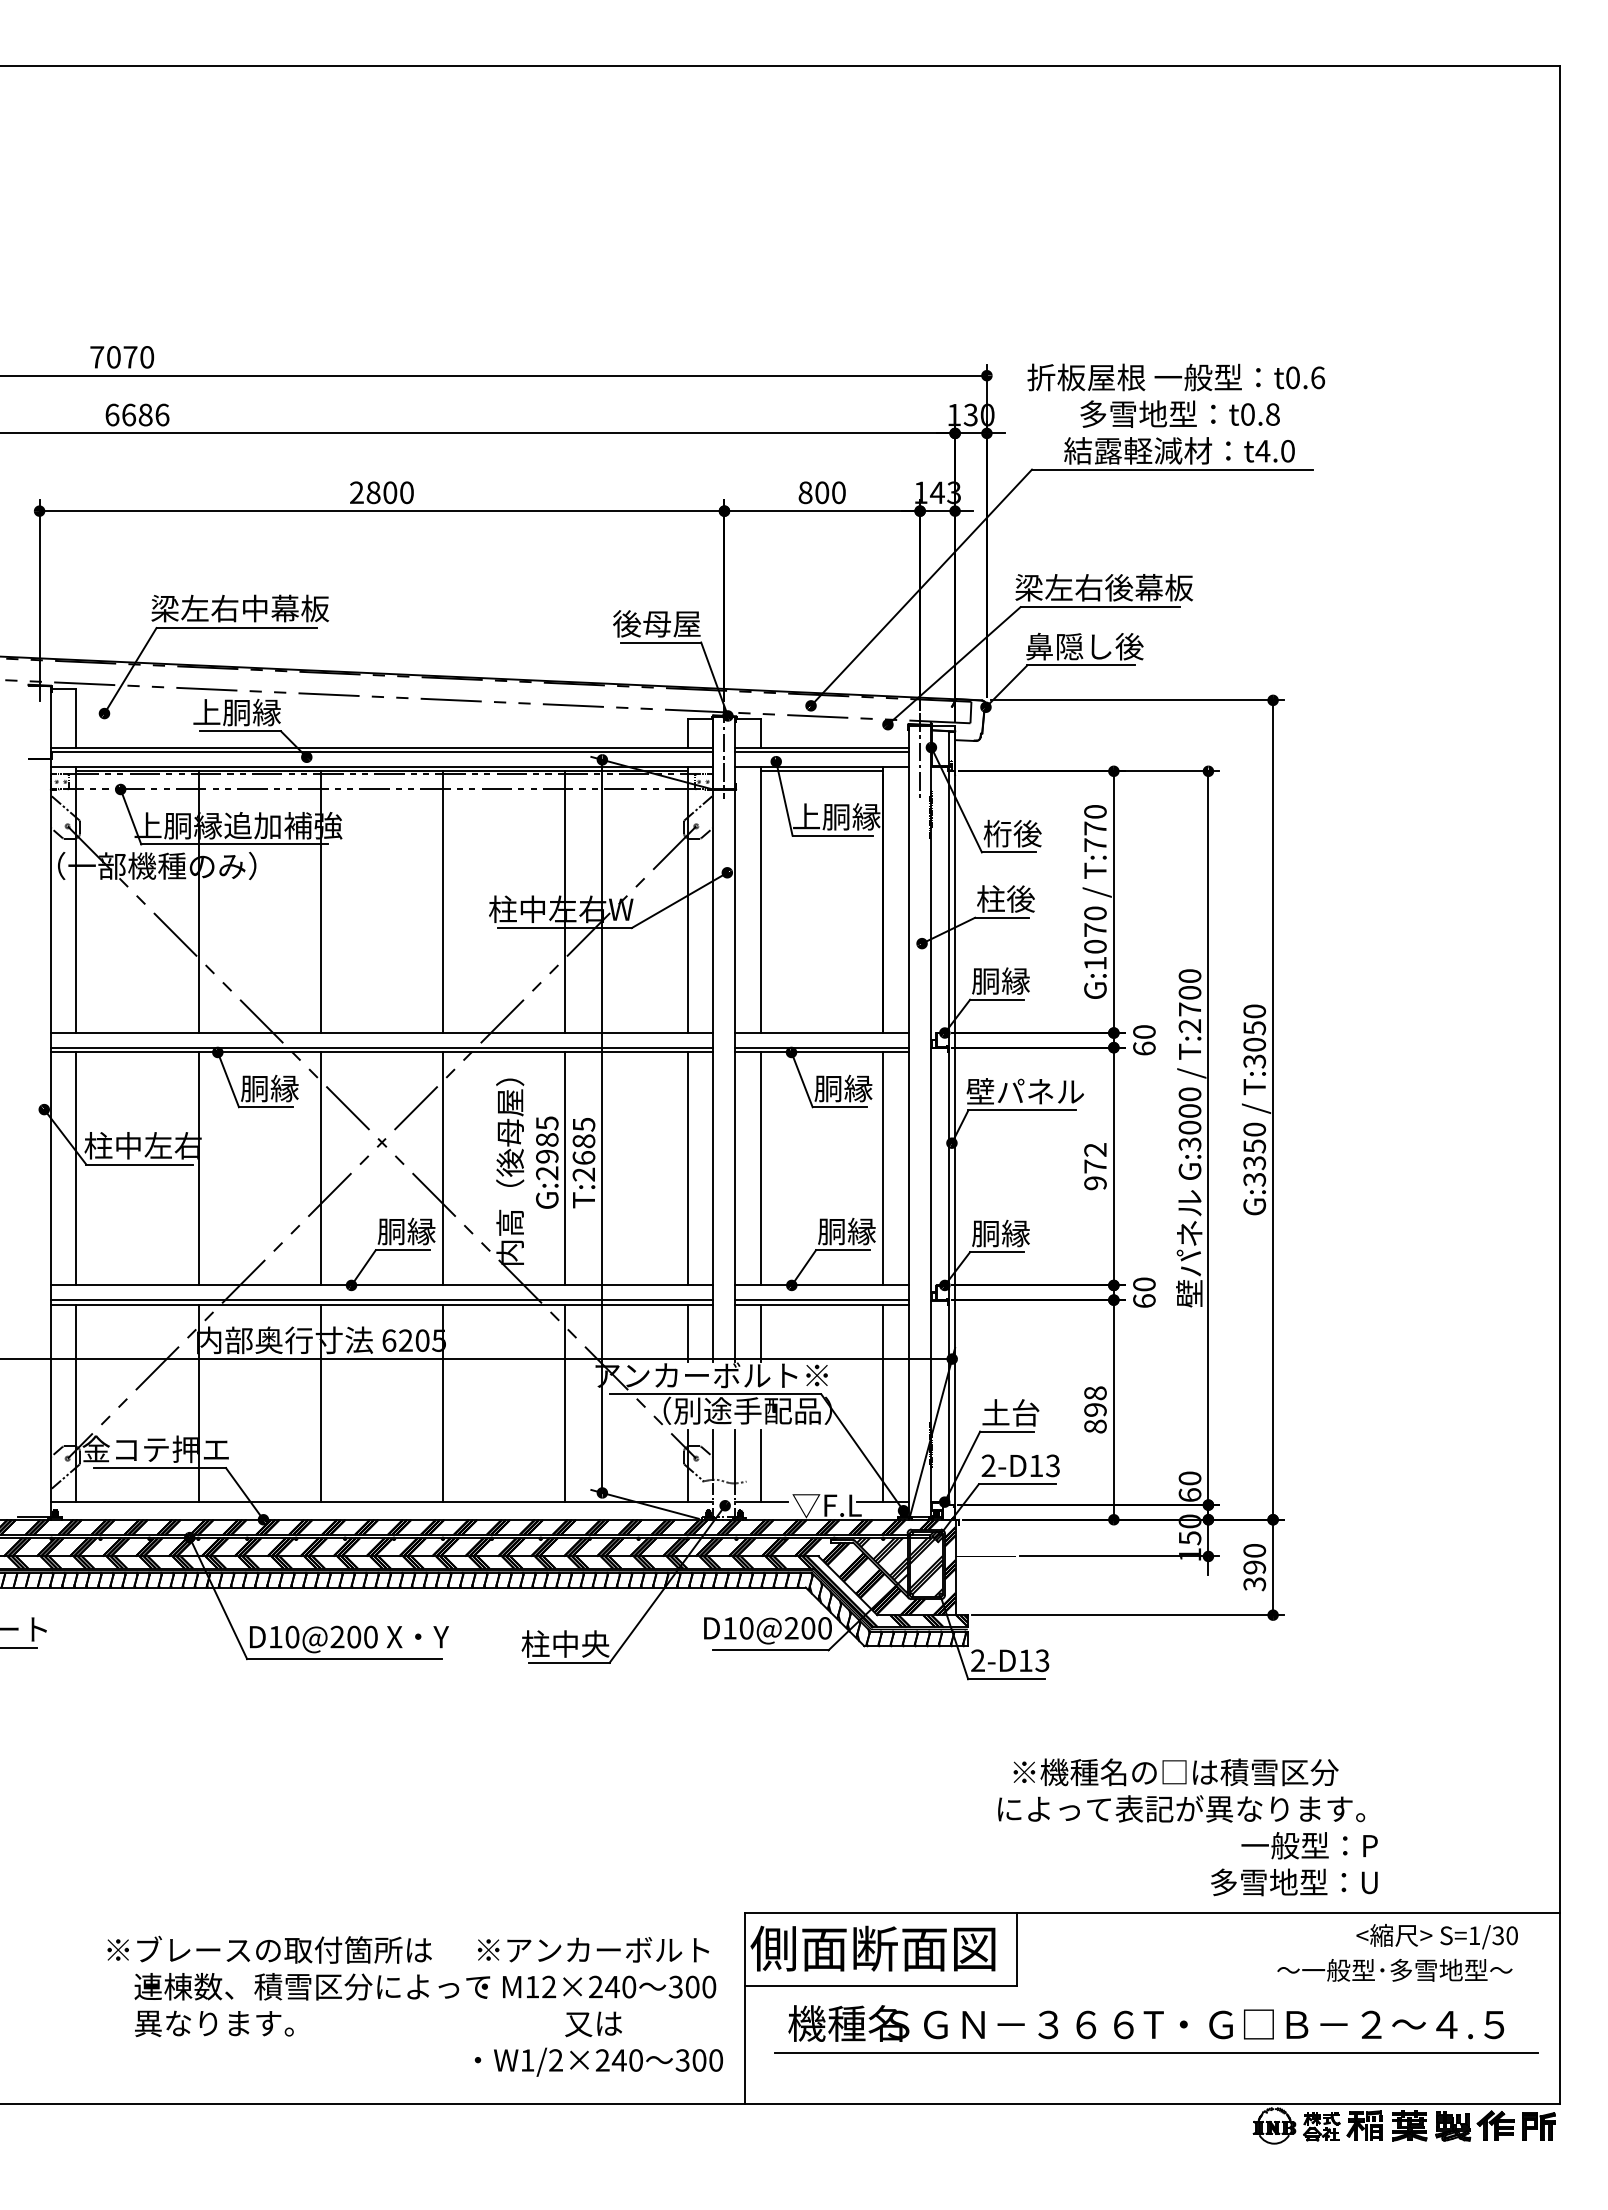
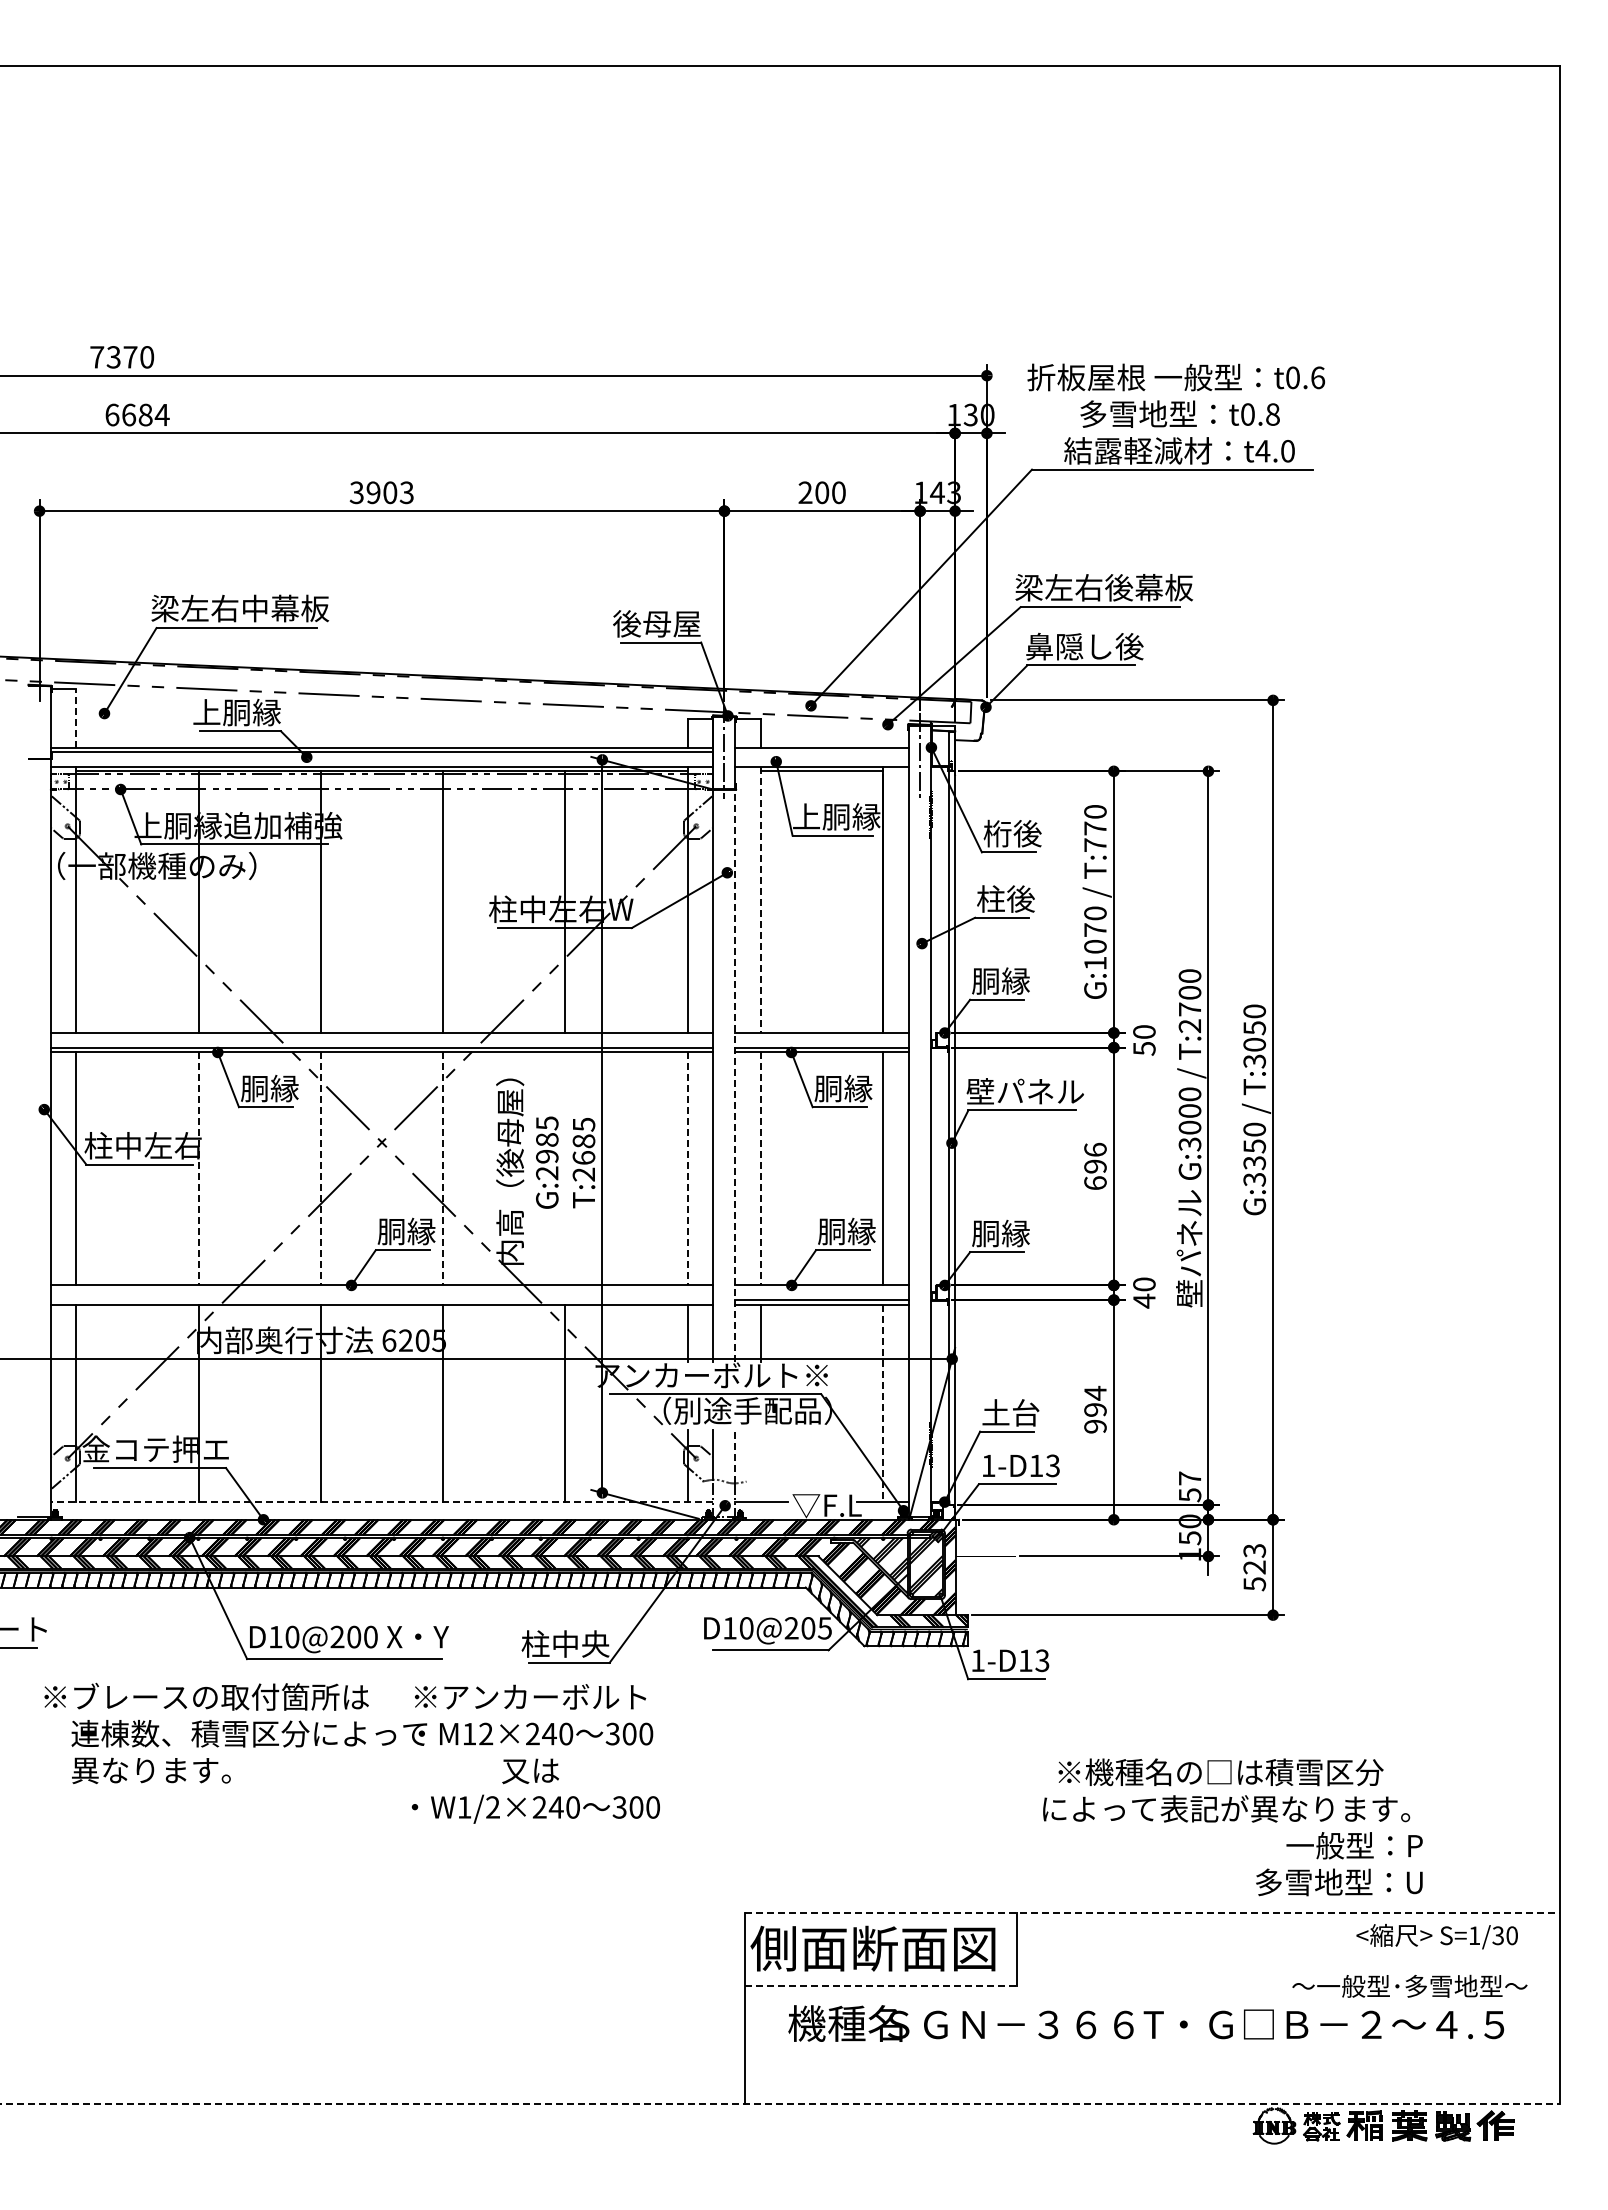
text: 7070 -> 7370 (113, 357)
text: 6686 -> 6684 (161, 414)
text: 2800 -> 3903 (381, 492)
text: 800 -> 200 (805, 492)
line: solid -> dashed (76, 717)
line: present -> none (822, 752)
line: solid -> dashed (761, 900)
text: 60 -> 50 (1144, 1048)
line: solid -> dashed (735, 1075)
text: 972 -> 696 (1095, 1166)
line: present -> none (565, 1168)
line: solid -> dashed (198, 1169)
line: solid -> dashed (320, 1169)
line: solid -> dashed (443, 1169)
line: solid -> dashed (687, 1169)
line: solid -> dashed (761, 1169)
line: present -> none (381, 1300)
text: 60 -> 40 (1144, 1300)
line: solid -> dashed (883, 1403)
text: 898 -> 994 (1095, 1409)
line: solid -> dashed (735, 1456)
line: present -> none (761, 1465)
text: 2-D13 -> 1-D13 (988, 1465)
text: 60 -> 57 (1189, 1486)
line: solid -> dashed (381, 1502)
text: 390 -> 523 (1254, 1567)
text: D10@200 -> D10@205 (824, 1628)
text: 2-D13 -> 1-D13 (977, 1660)
text position: (1187, 1827) -> (1232, 1827) (1232, 1827)
line: solid -> dashed (1153, 1912)
text position: (1394, 1969) -> (1409, 1985) (1409, 1985)
line: solid -> dashed (881, 1986)
text position: (414, 2005) -> (351, 1752) (351, 1752)
line: present -> none (1155, 2052)
line: solid -> dashed (780, 2103)
part: present -> none (1538, 2126)
